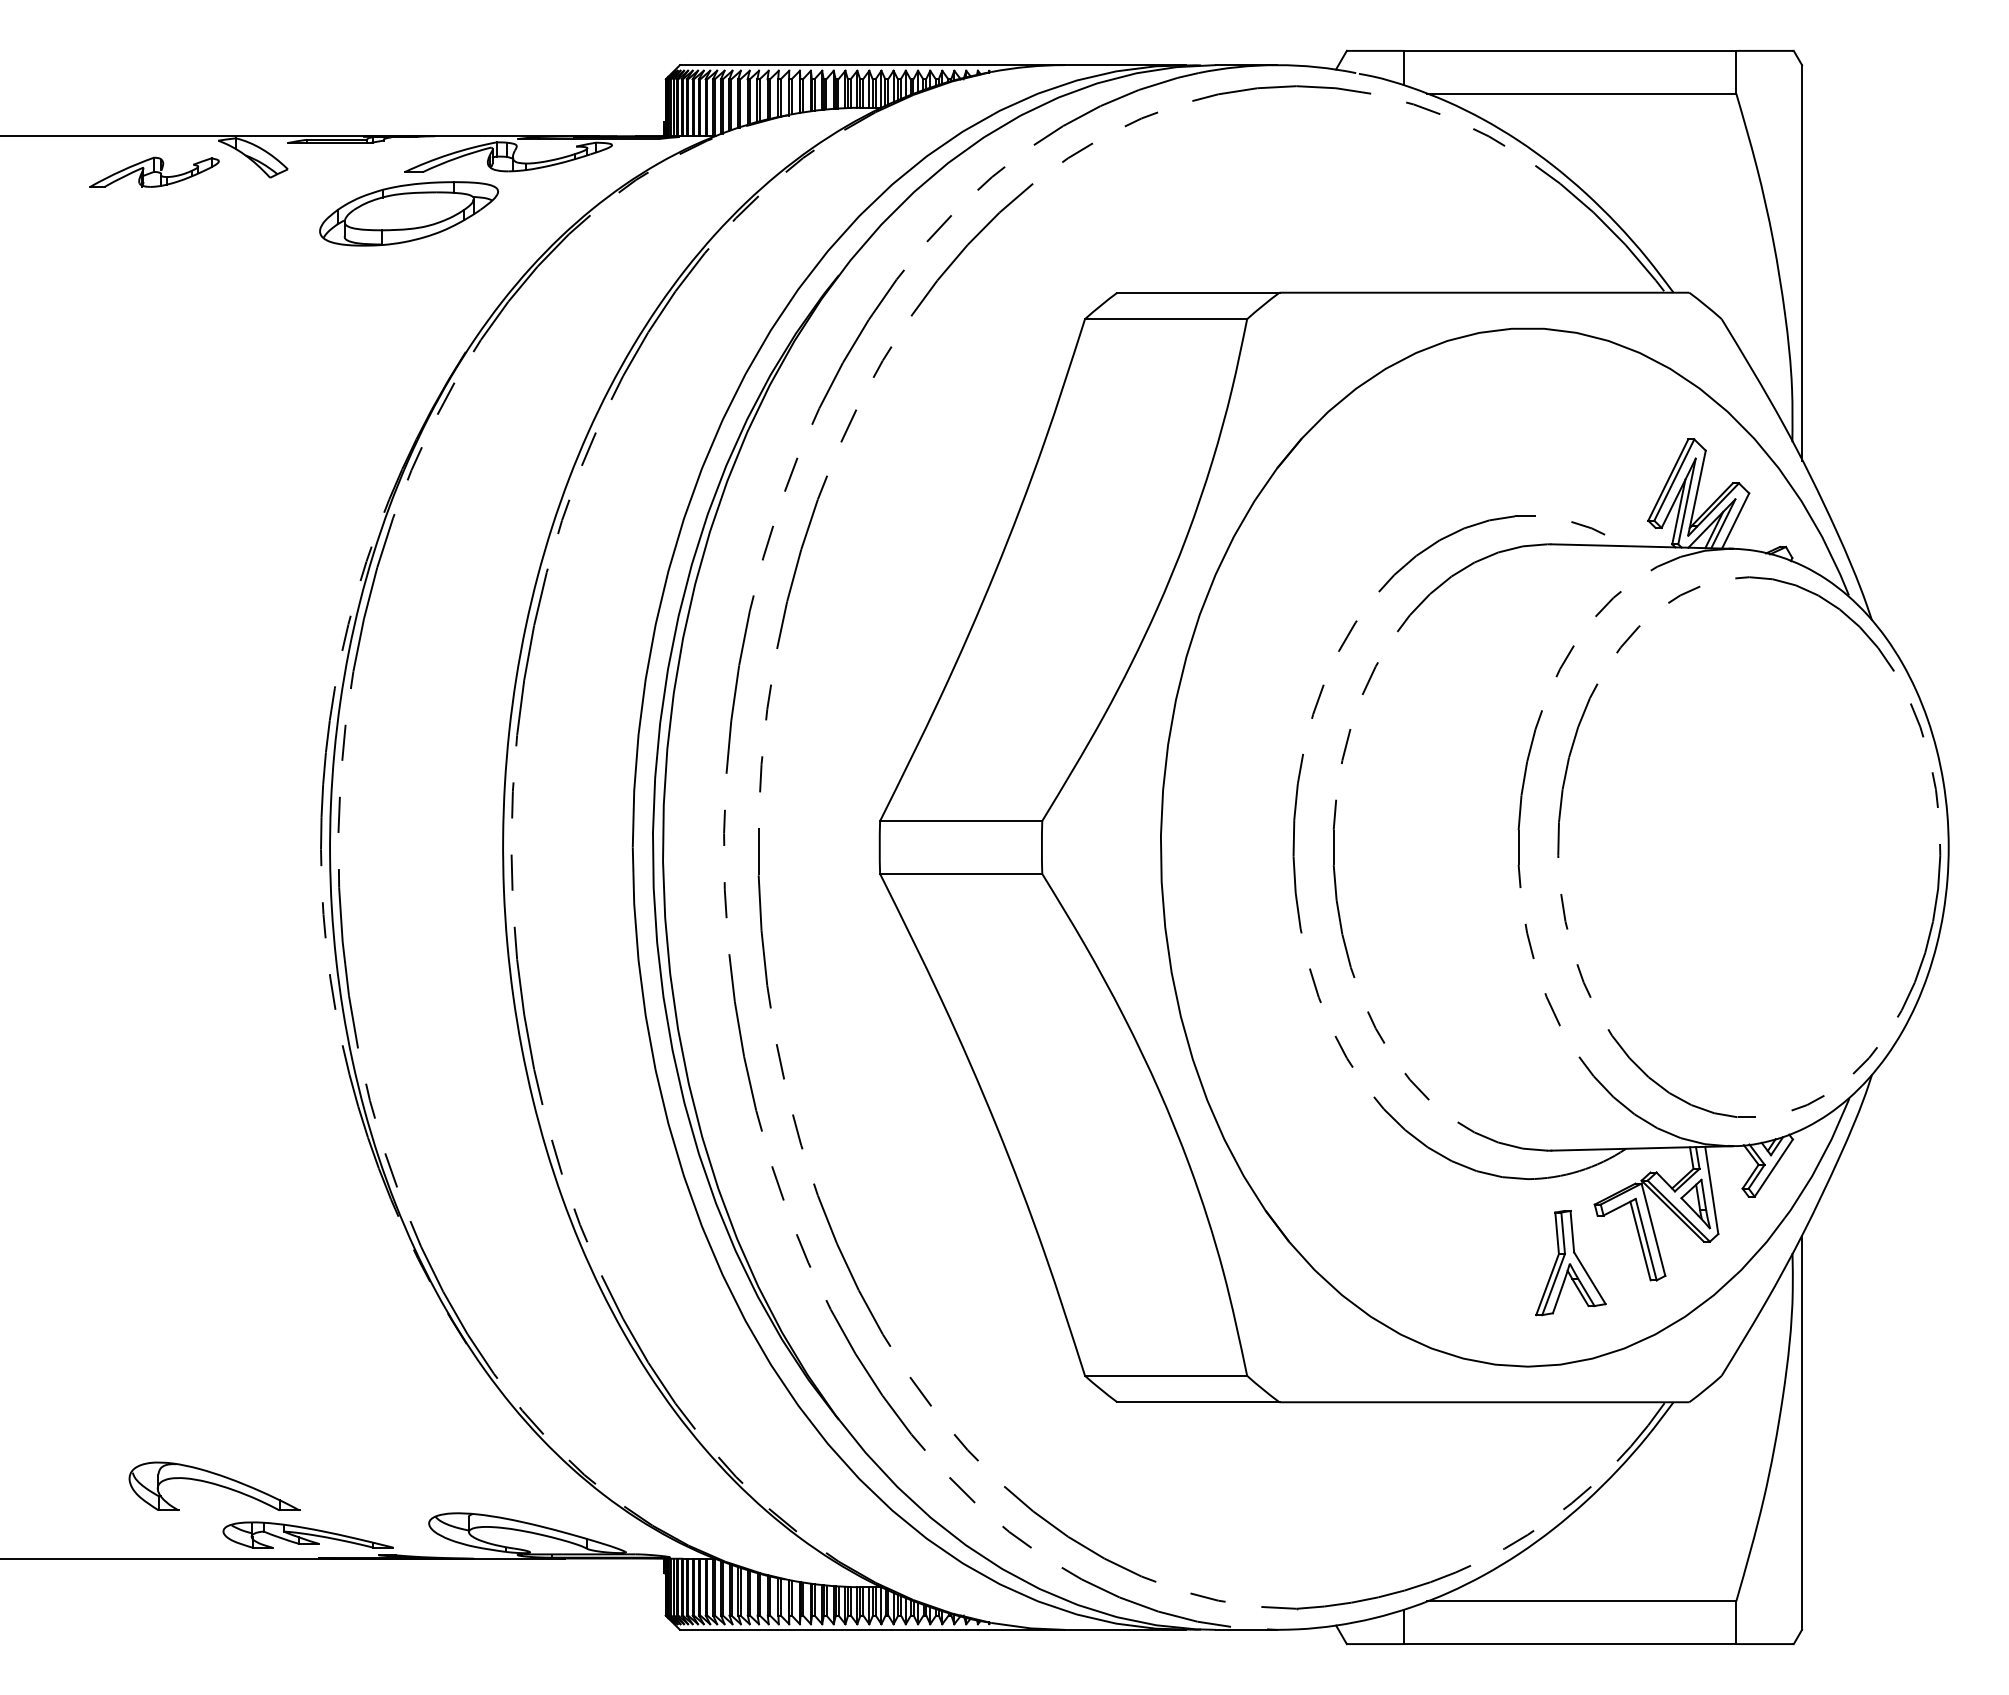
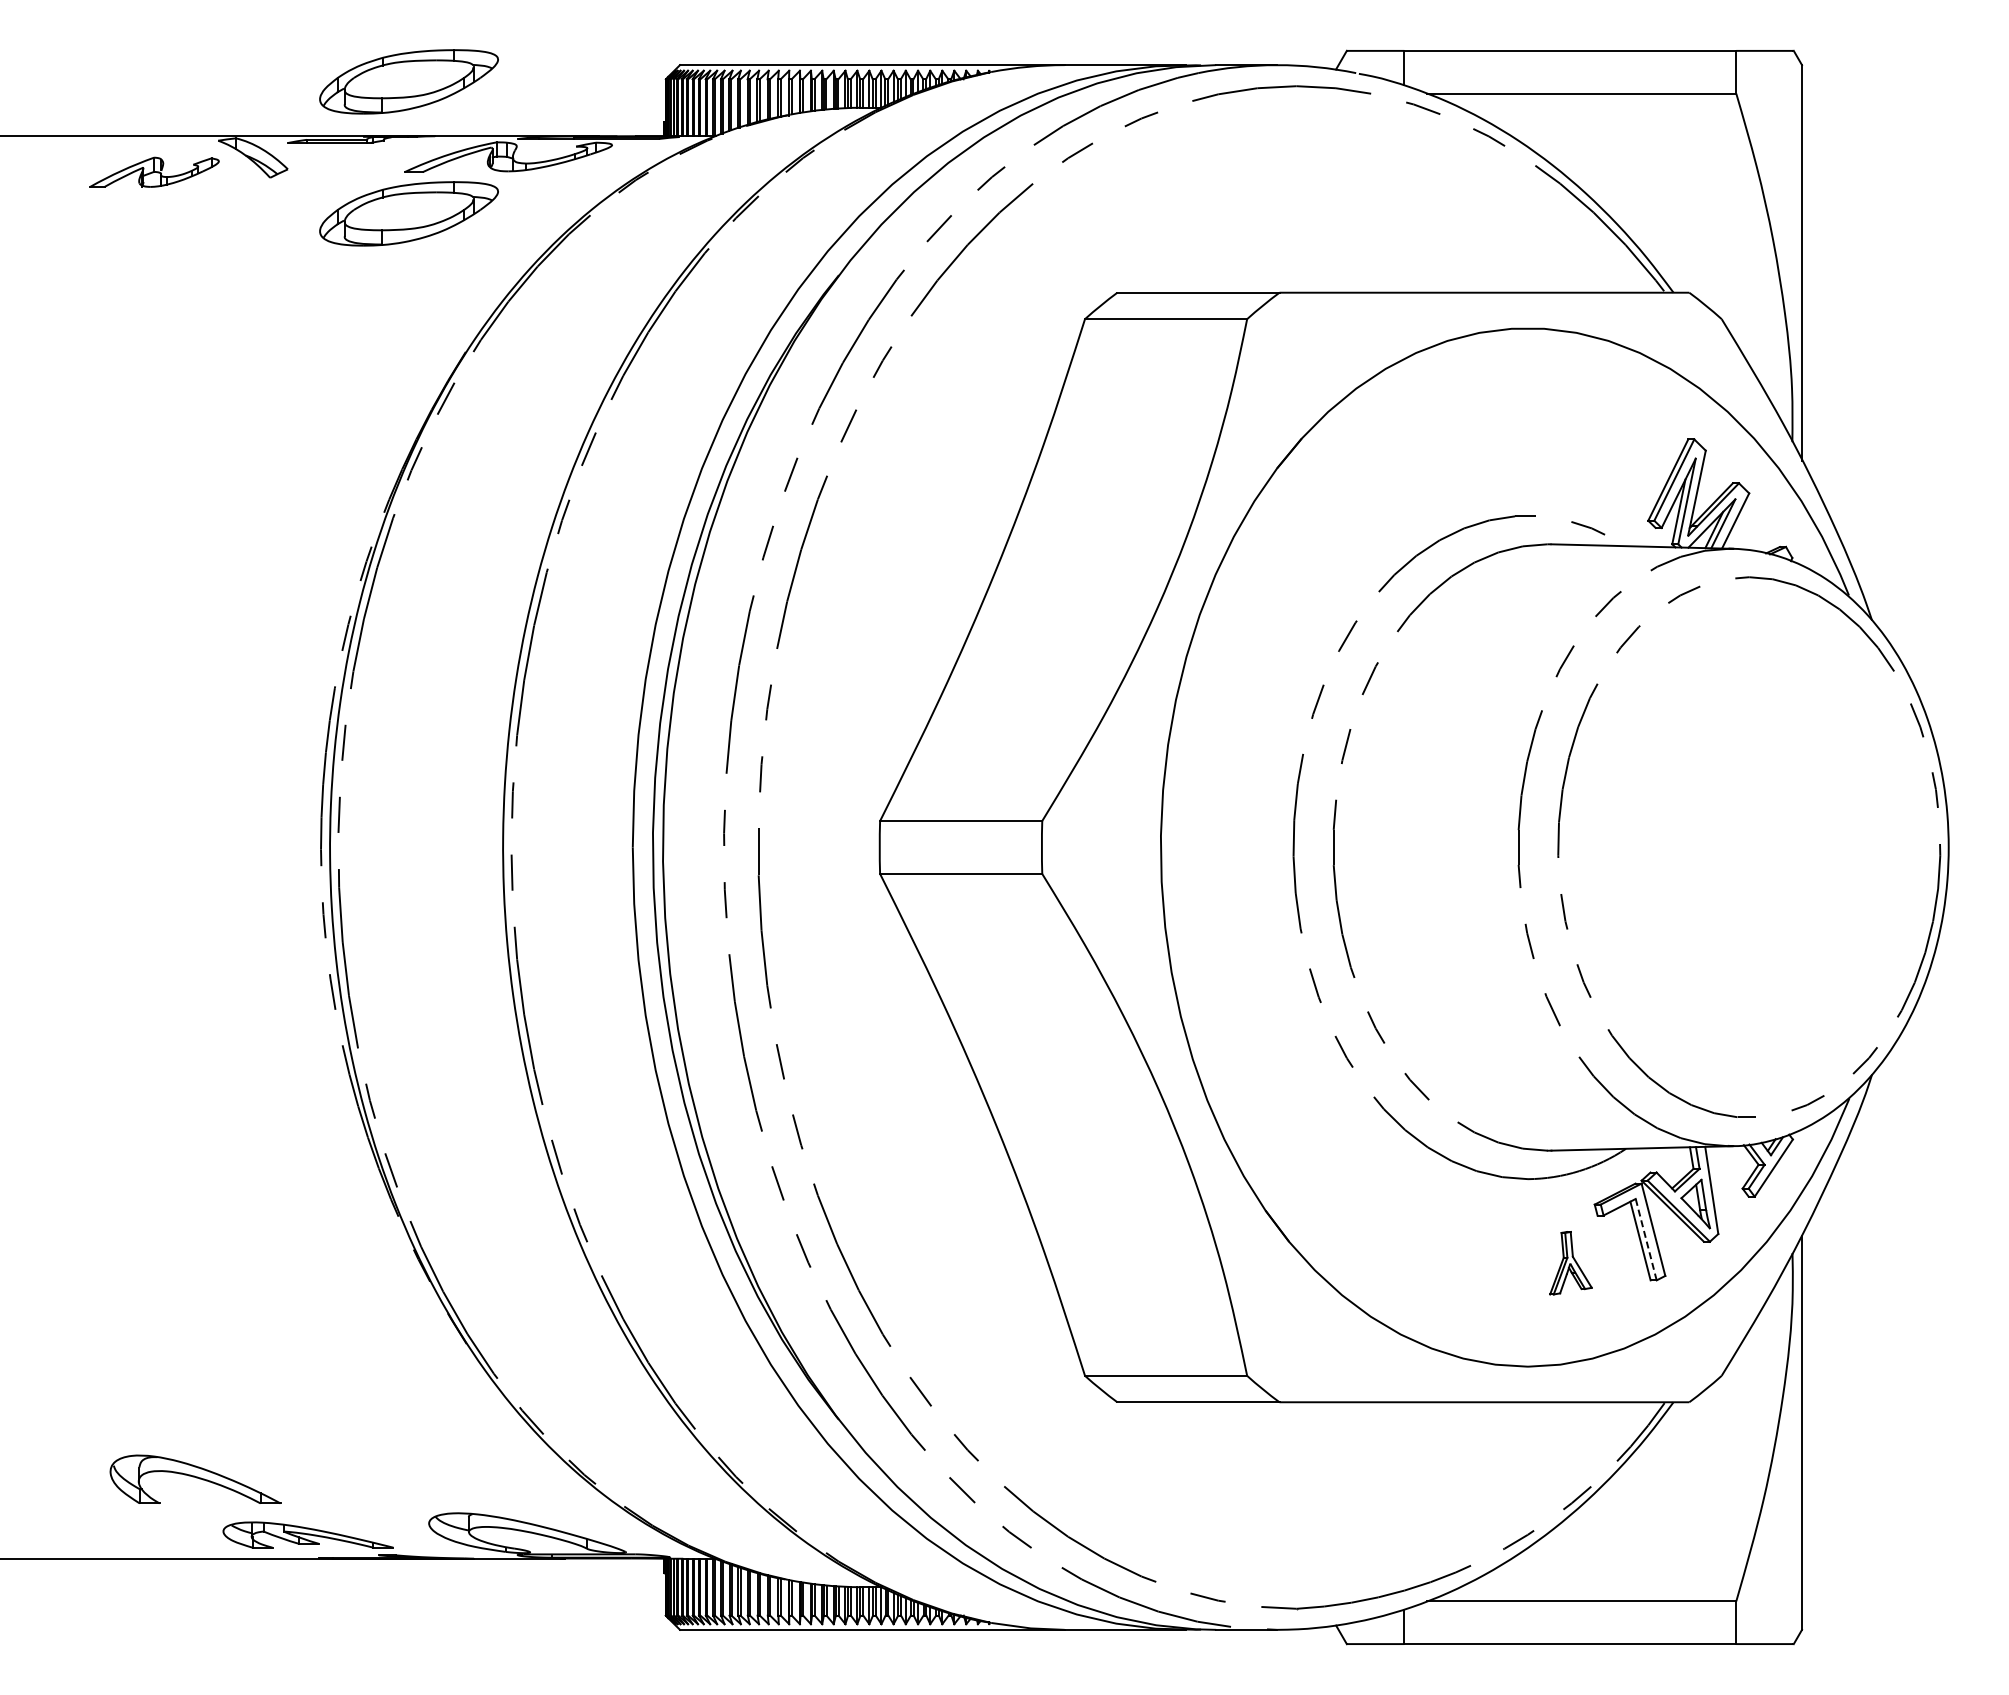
part: none -> present (408, 81)
line: solid -> dashed (1646, 1239)
part size: 72x107 px -> 44x65 px (1570, 1263)
part position: (214, 1485) -> (195, 1478) (195, 1478)
